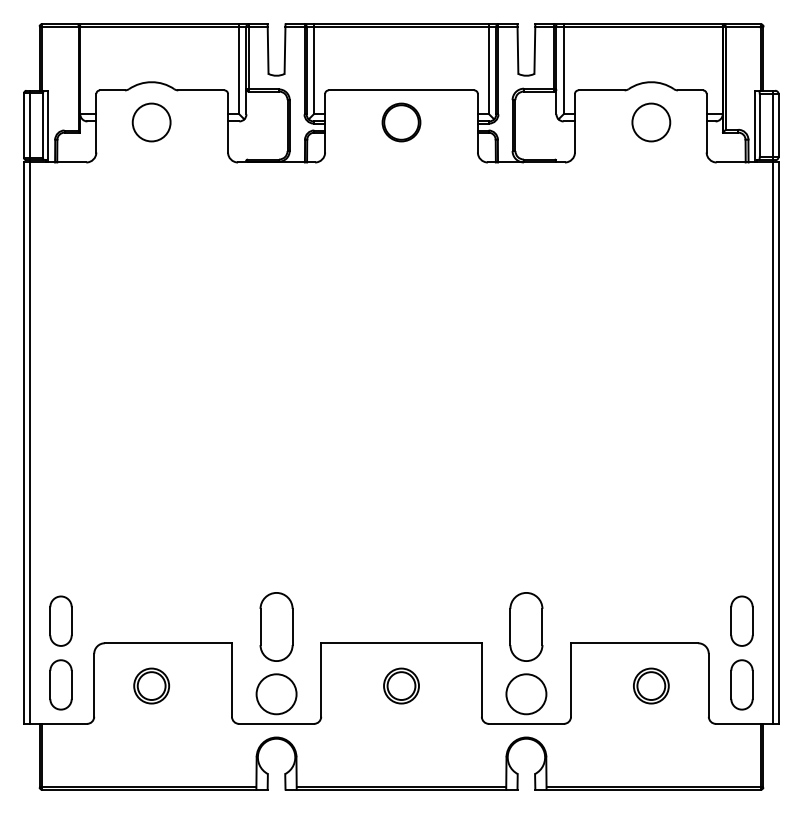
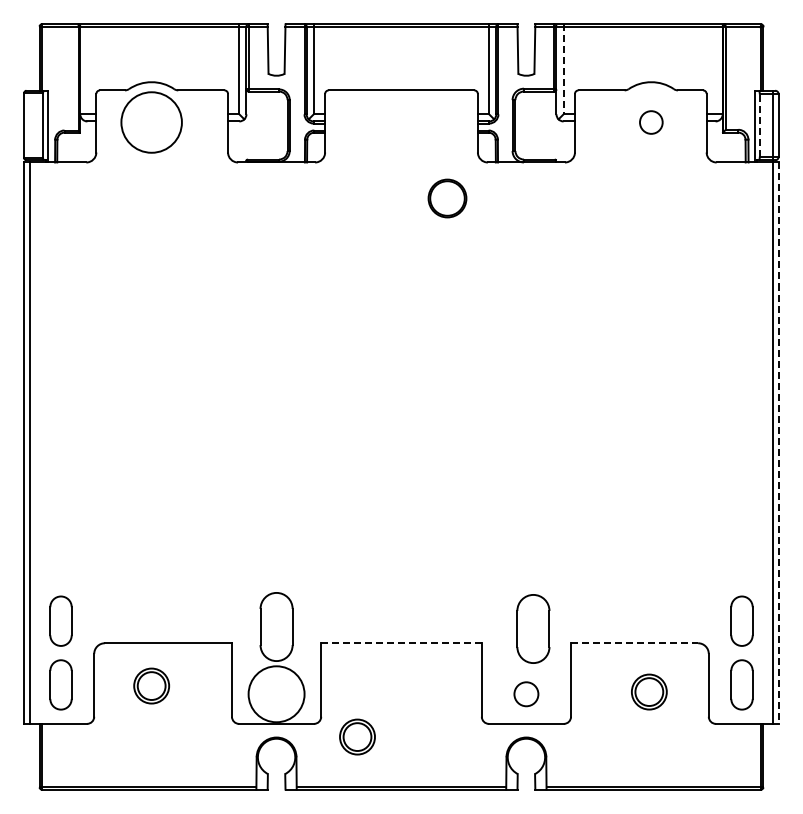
line: solid -> dashed (563, 69)
circle diameter: 38 px -> 61 px (151, 122)
part position: (401, 122) -> (447, 198) (447, 198)
circle diameter: 38 px -> 23 px (651, 122)
line: present -> none (29, 125)
line: solid -> dashed (759, 125)
line: solid -> dashed (778, 443)
part position: (526, 626) -> (533, 628) (533, 628)
line: solid -> dashed (402, 643)
line: solid -> dashed (634, 643)
part position: (401, 685) -> (357, 736) (357, 736)
part position: (651, 685) -> (649, 691) (649, 691)
circle diameter: 40 px -> 56 px (276, 694)
circle diameter: 40 px -> 24 px (526, 694)
